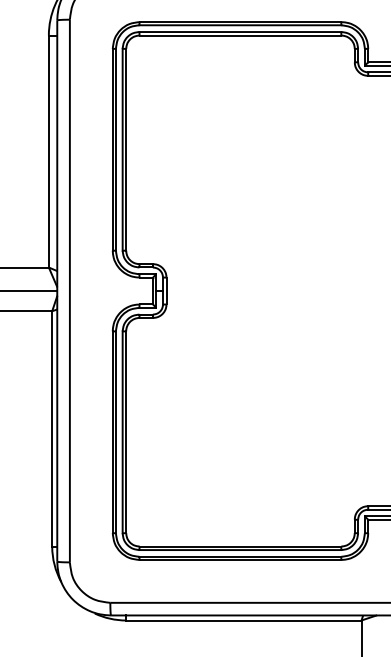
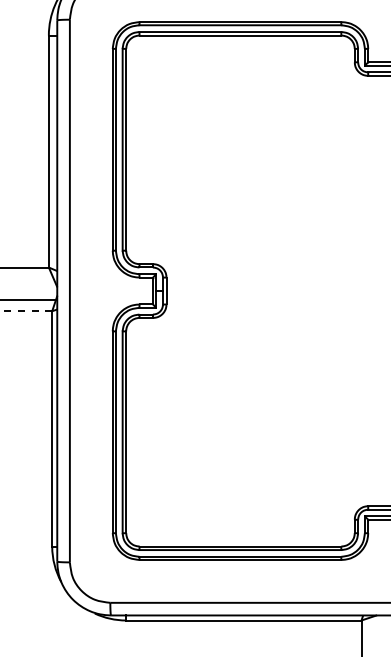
line position: (29, 291) -> (29, 300) (29, 300)
line: solid -> dashed (26, 311)
